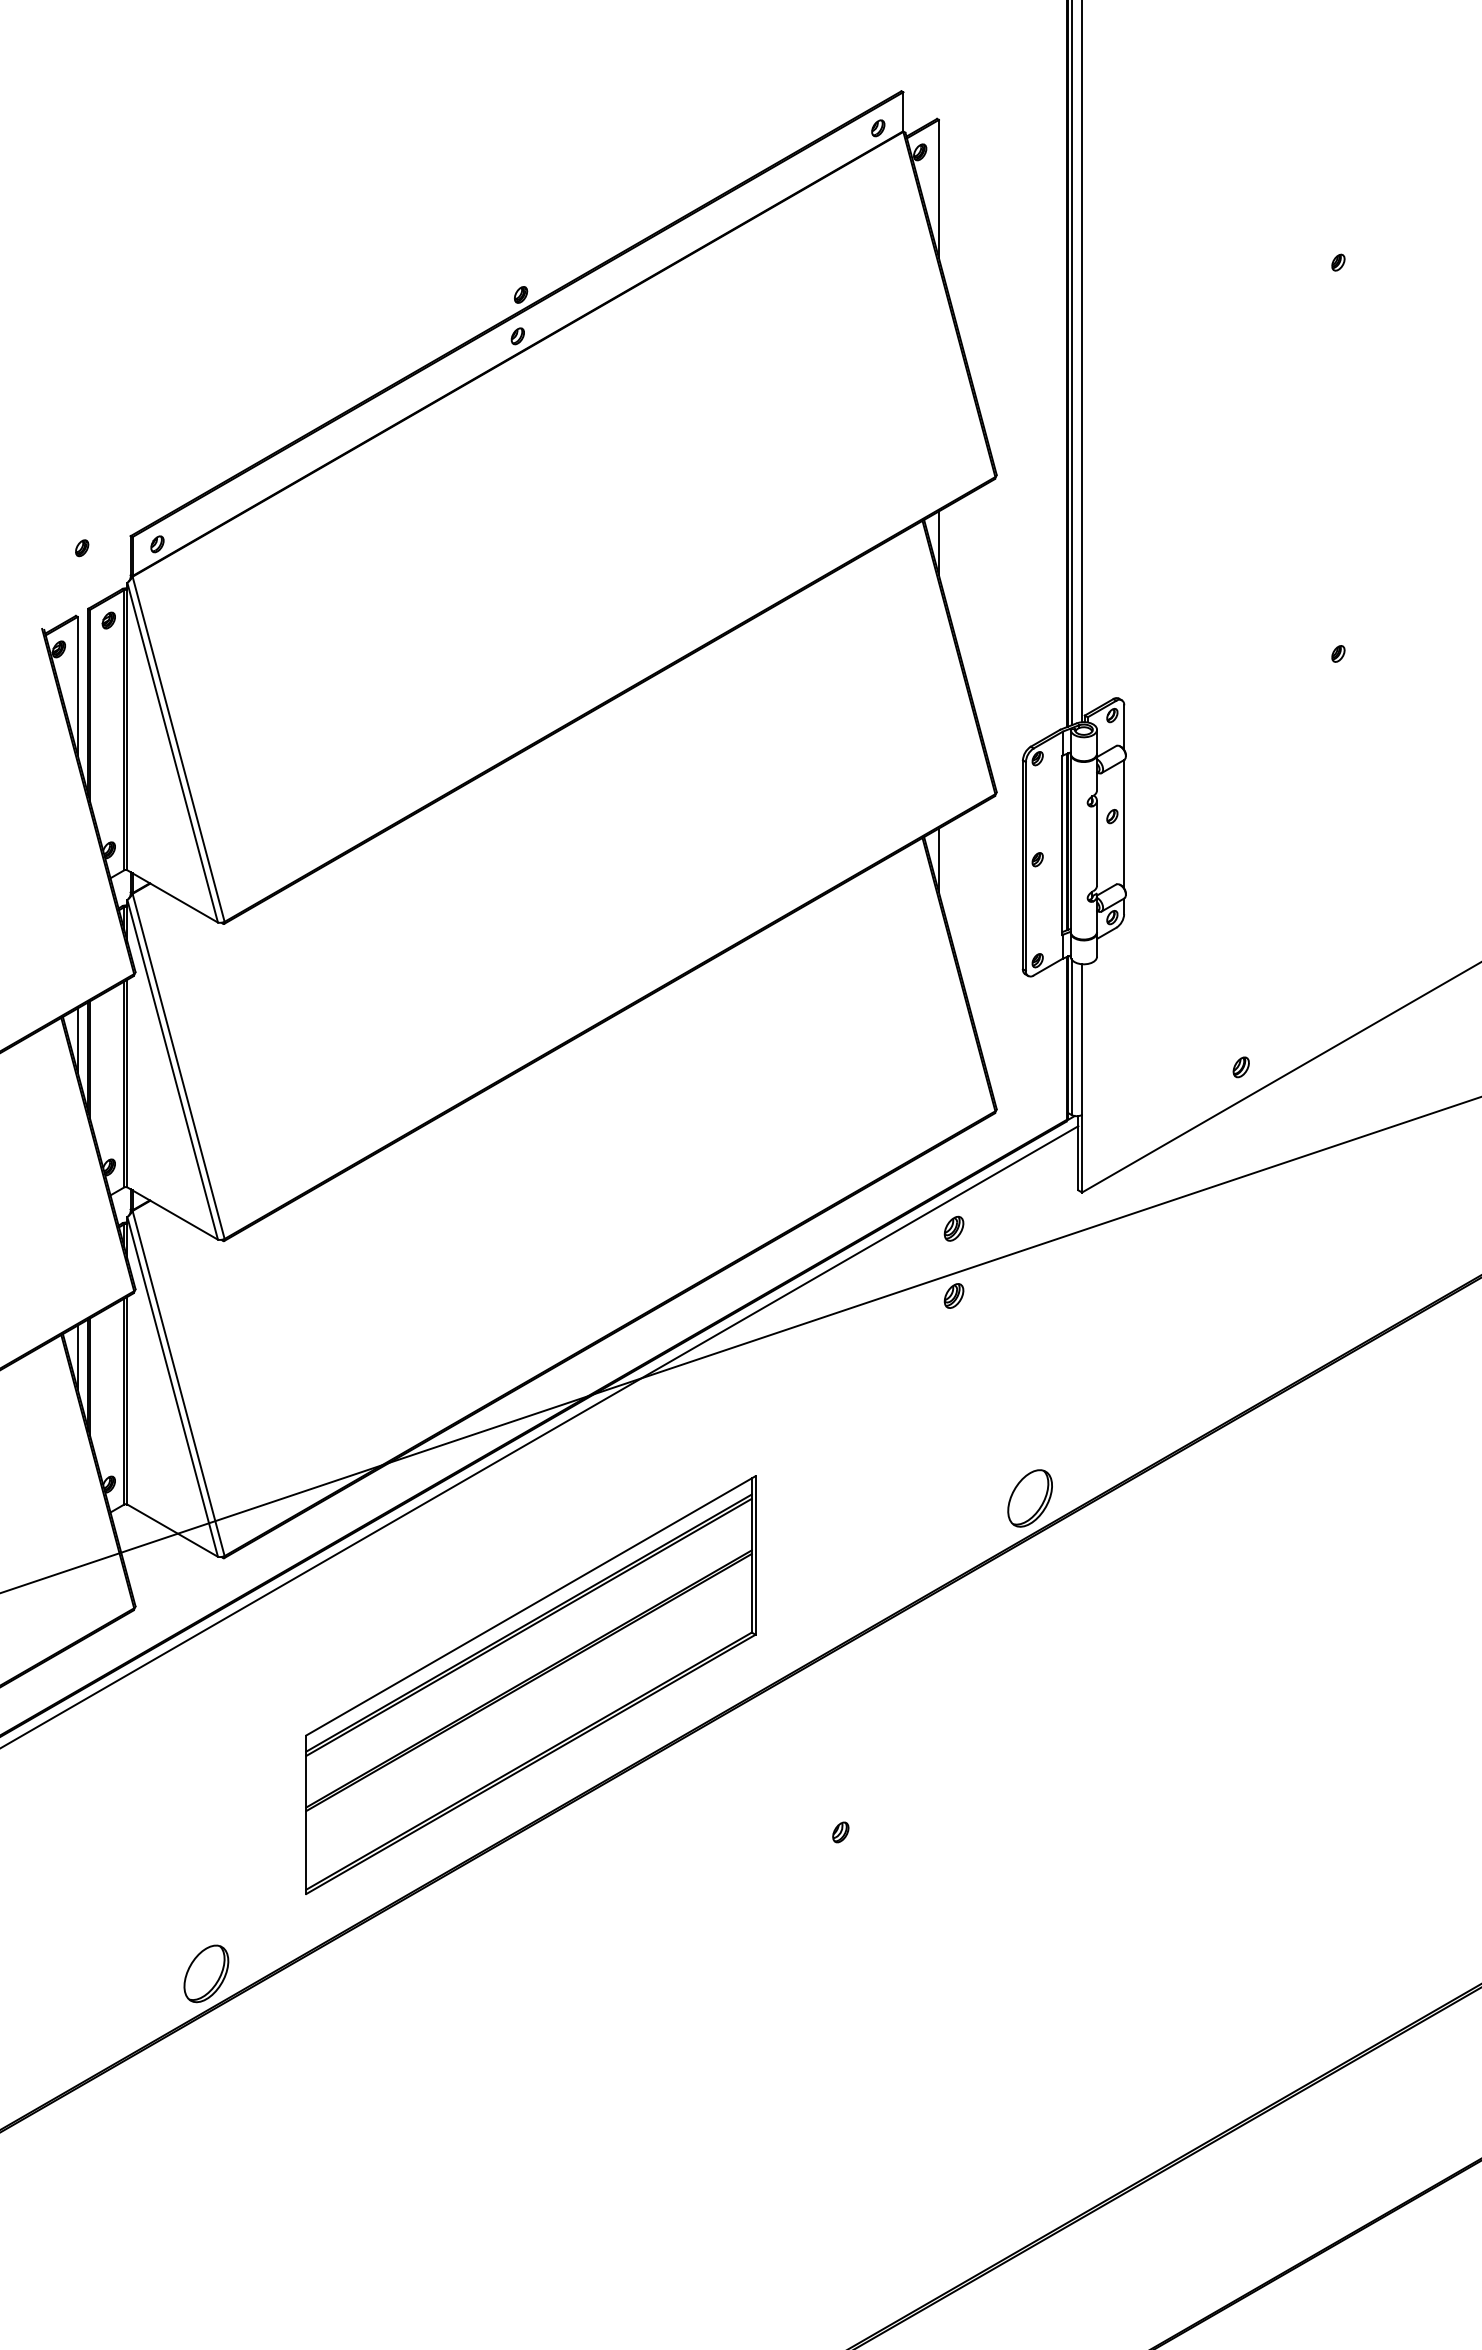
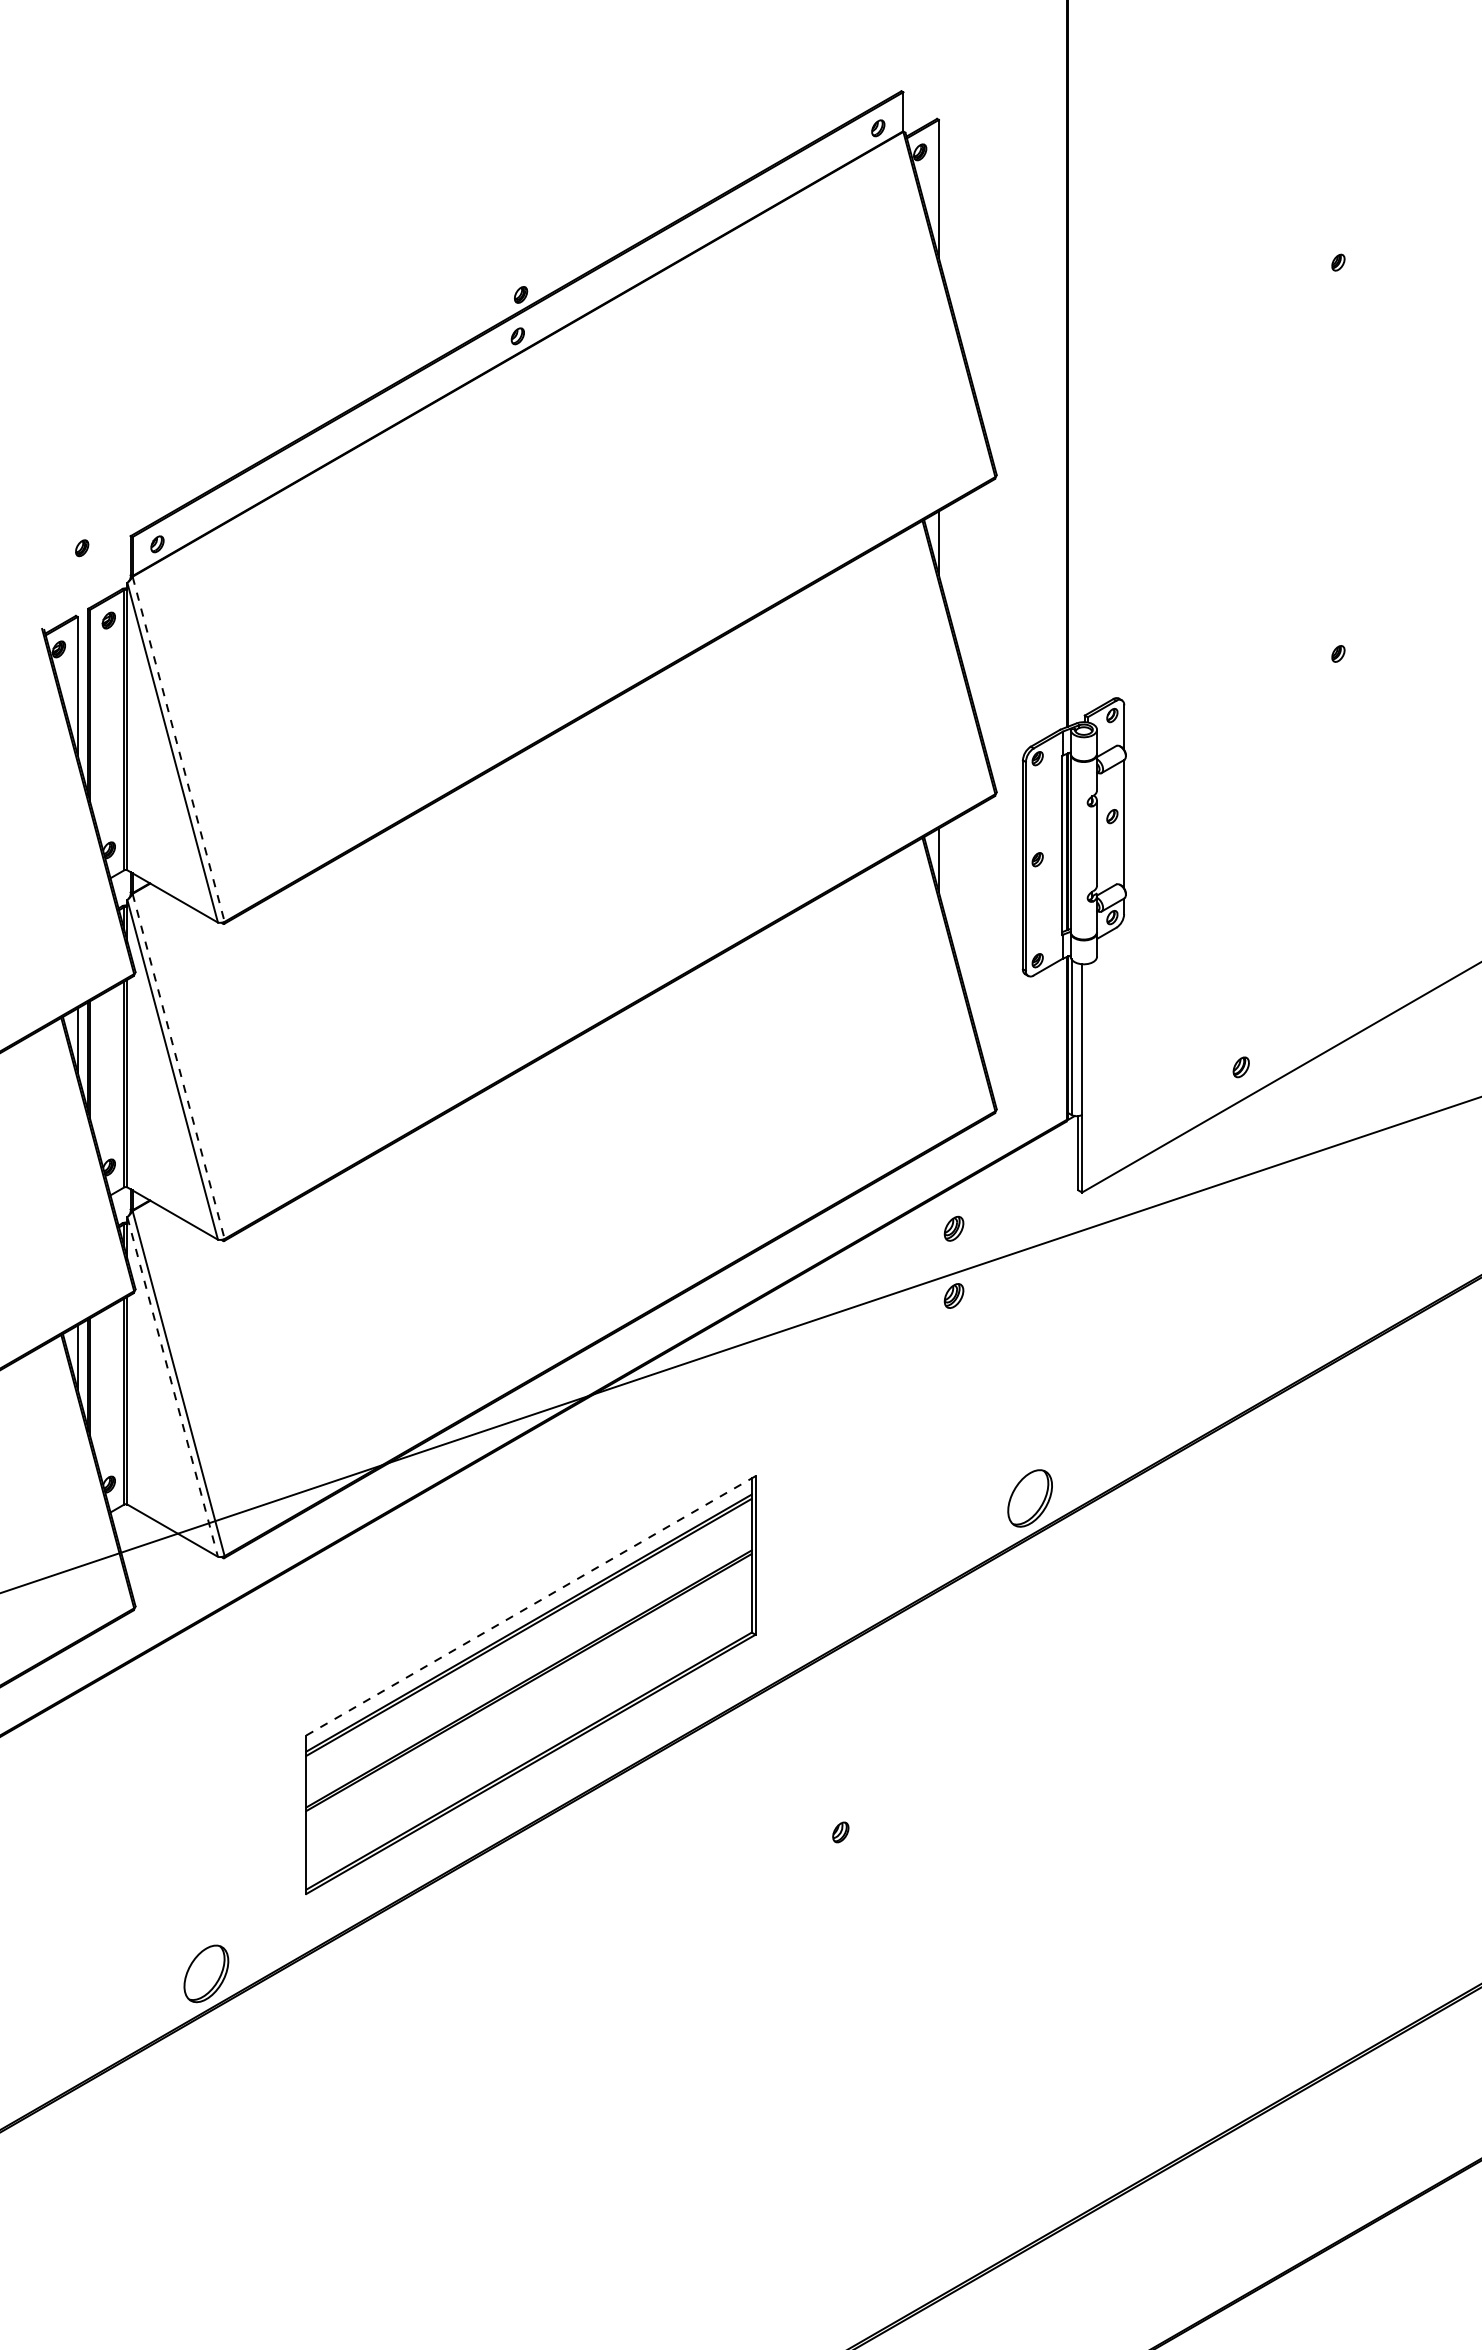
line: present -> none (1082, 362)
line: present -> none (1071, 363)
line: solid -> dashed (178, 749)
line: solid -> dashed (178, 1066)
line: solid -> dashed (172, 1386)
line: present -> none (540, 1436)
line: solid -> dashed (530, 1606)
